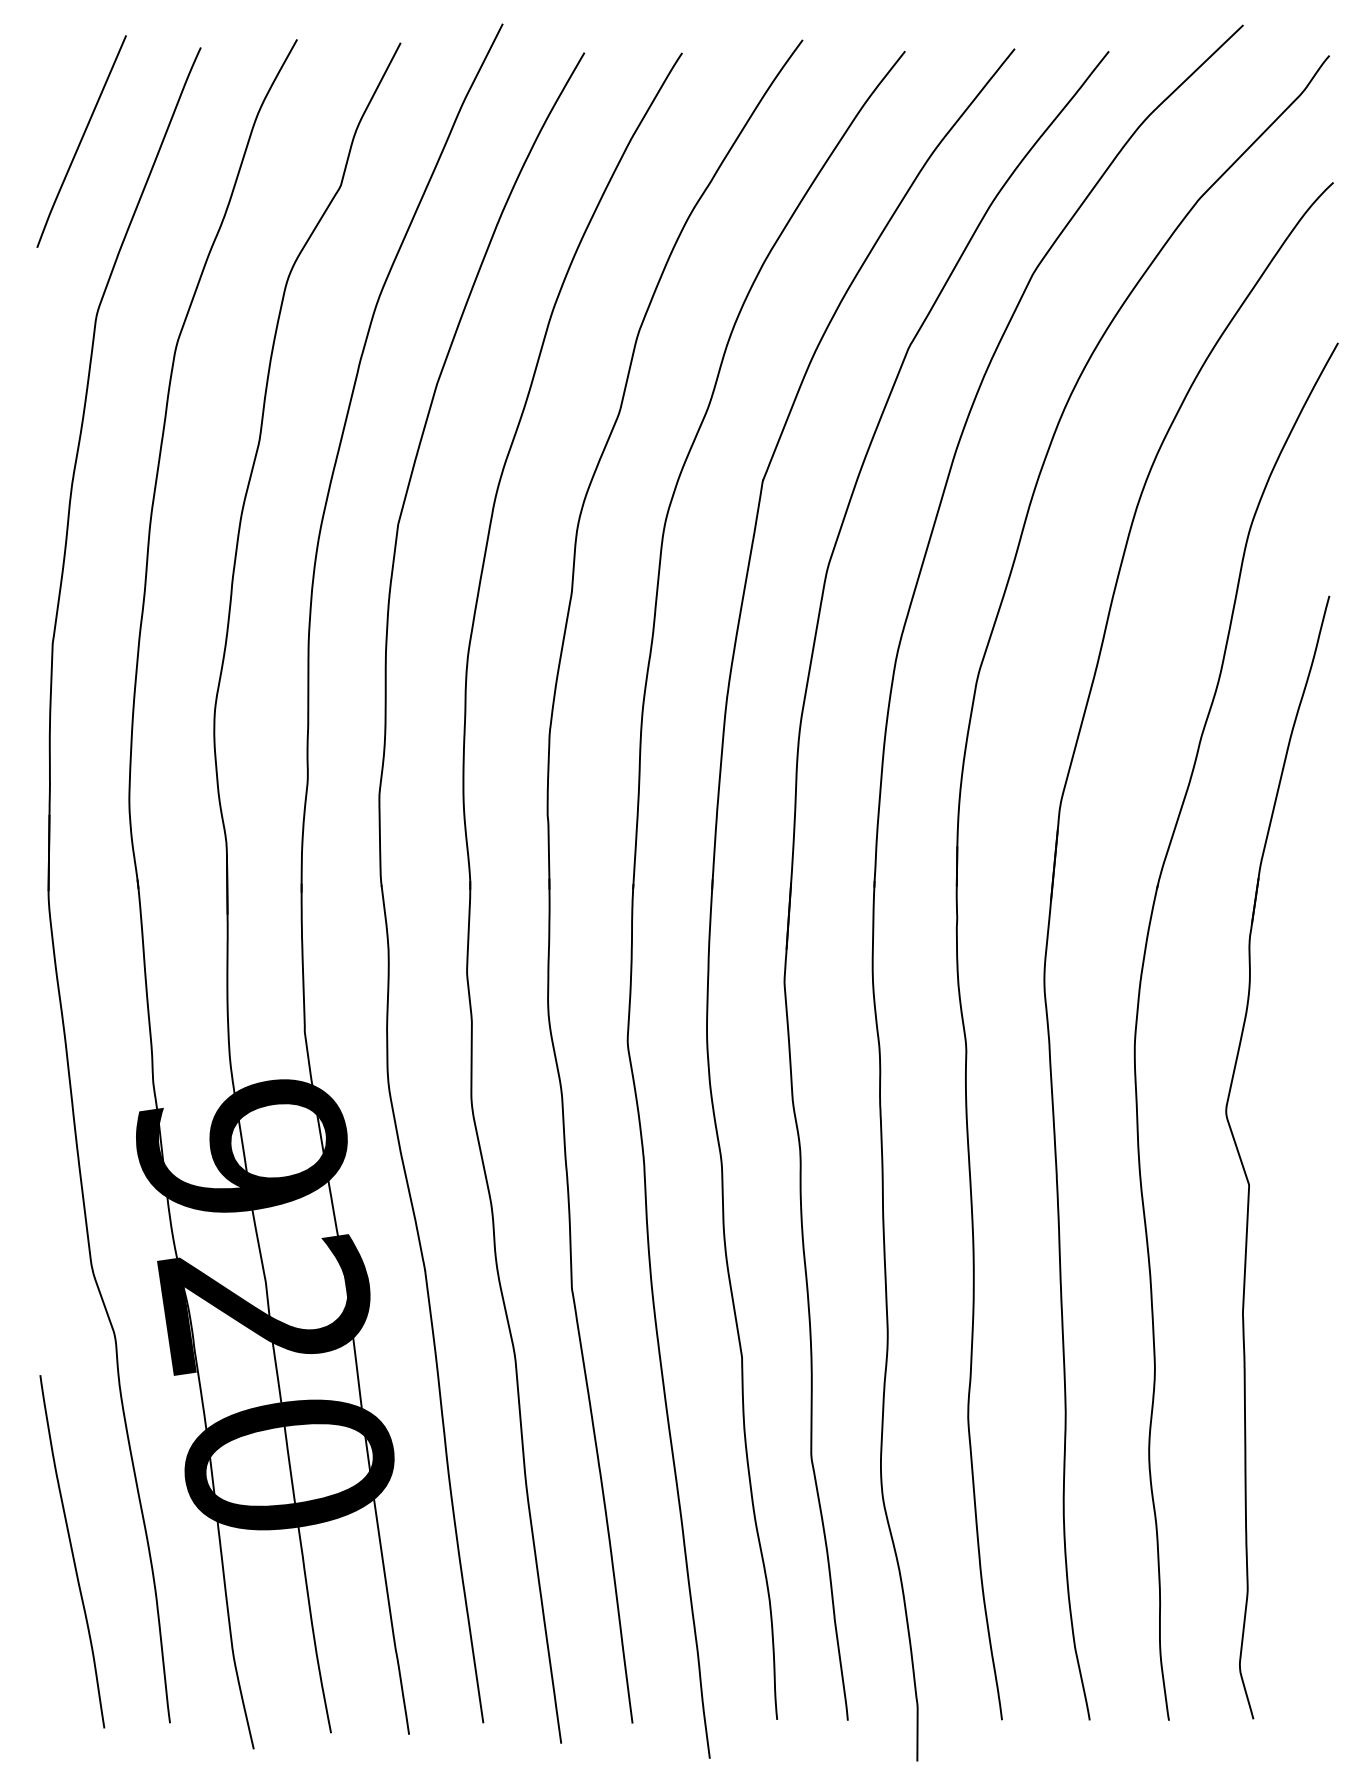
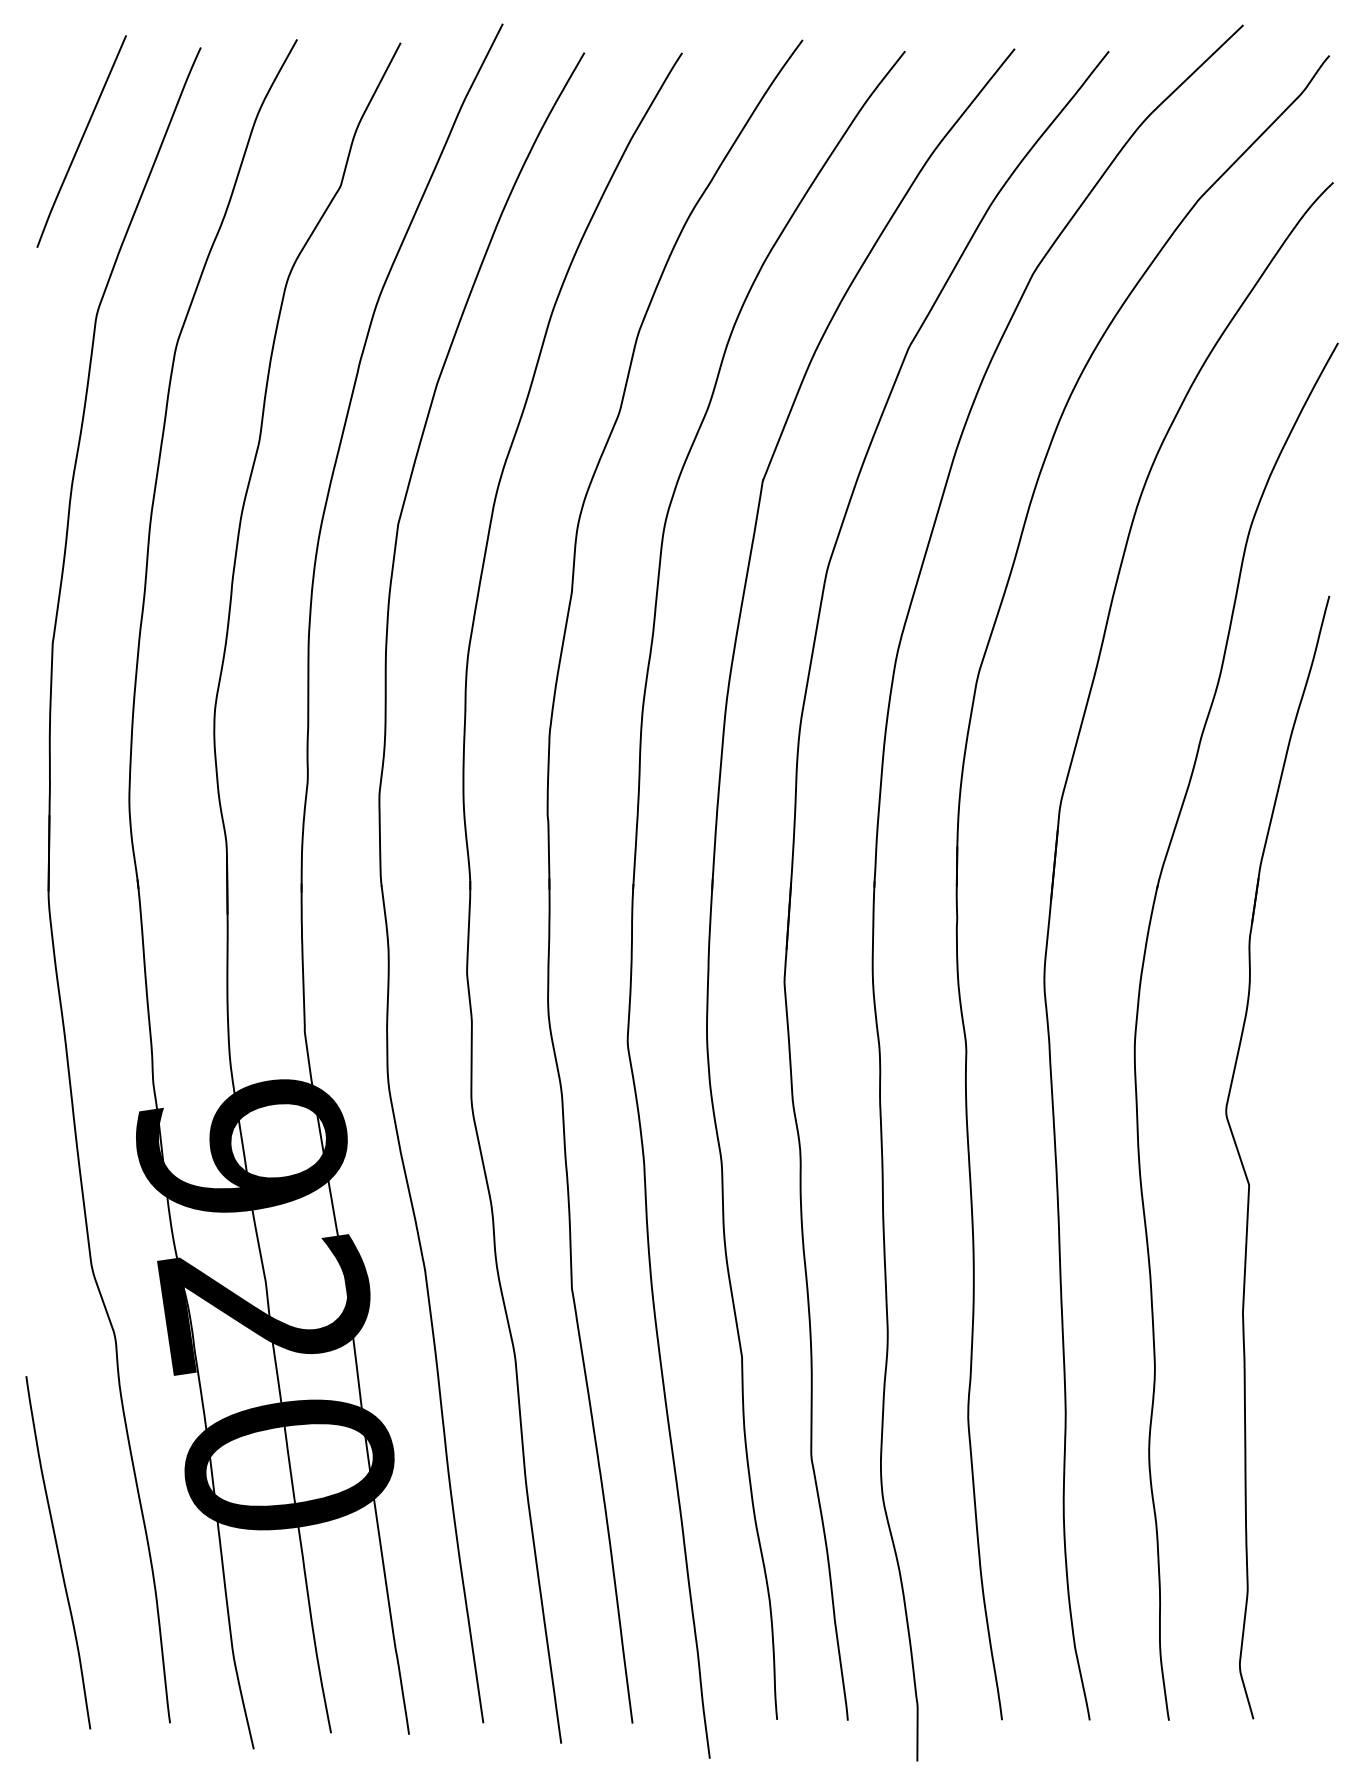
curve position: (72, 1551) -> (58, 1552) (58, 1552)
